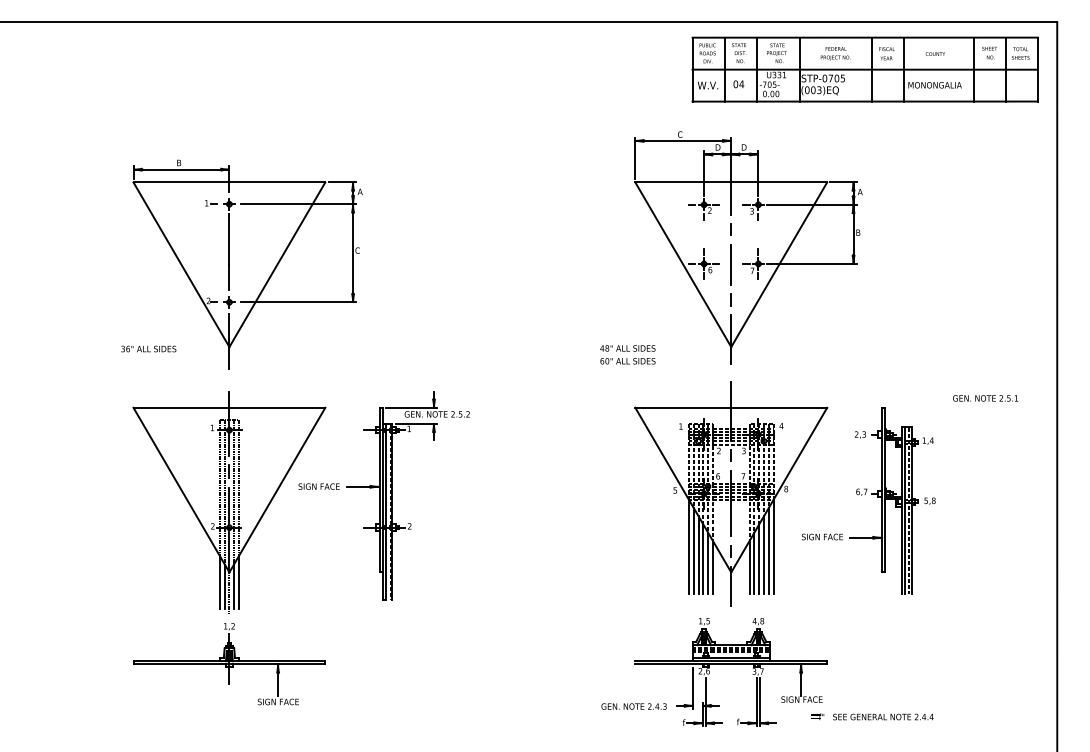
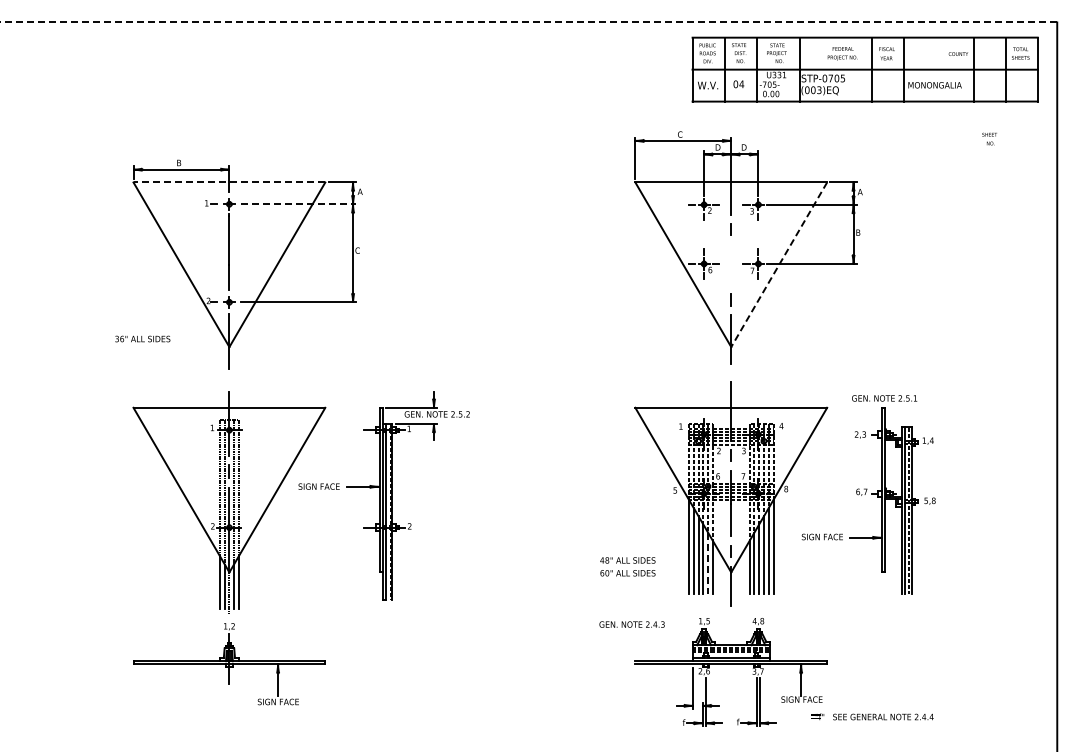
line: solid -> dashed (528, 22)
text position: (989, 52) -> (989, 138) (989, 138)
text position: (835, 53) -> (842, 53) (842, 53)
text position: (934, 53) -> (957, 53) (957, 53)
line: solid -> dashed (229, 182)
line: solid -> dashed (298, 204)
line: present -> none (731, 264)
line: solid -> dashed (778, 265)
text position: (148, 348) -> (142, 338) (142, 338)
text position: (627, 354) -> (627, 566) (627, 566)
text position: (985, 398) -> (884, 398) (884, 398)
line: solid -> dashed (708, 563)
text position: (633, 706) -> (631, 624) (631, 624)
